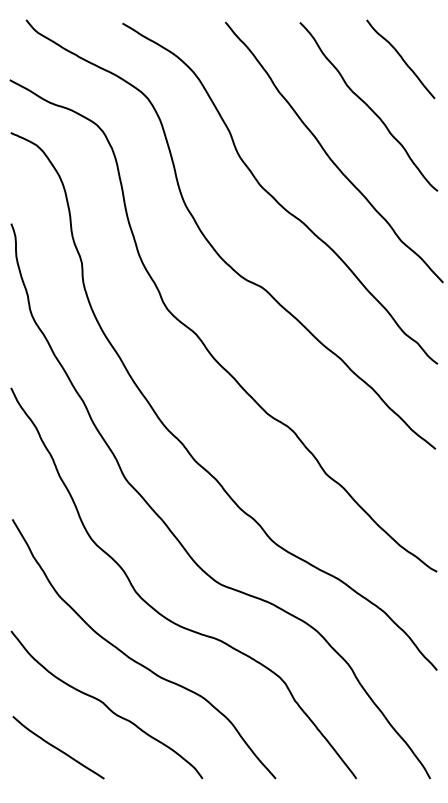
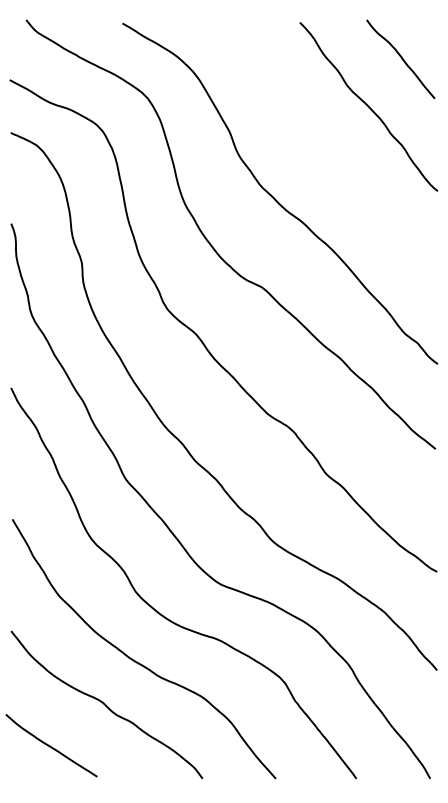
curve: present -> none (328, 154)
curve position: (57, 747) -> (50, 745) (50, 745)
